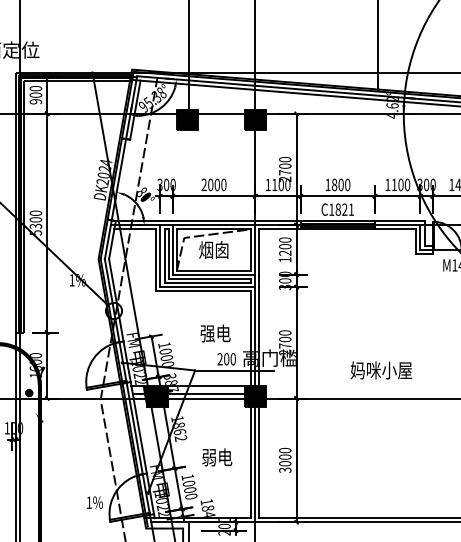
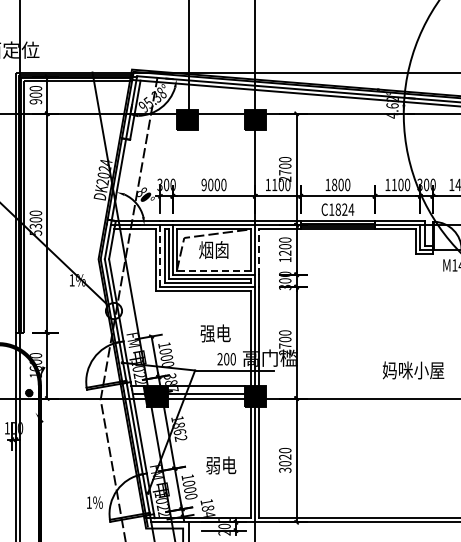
line: present -> none (378, 45)
text: 2000 -> 9000 (203, 185)
text: C1821 -> C1824 (351, 209)
line: solid -> dashed (259, 252)
line: solid -> dashed (160, 256)
line: solid -> dashed (213, 270)
text position: (381, 370) -> (413, 370) (413, 370)
text: 3000 -> 3020 (285, 456)
text position: (217, 457) -> (221, 465) (221, 465)
